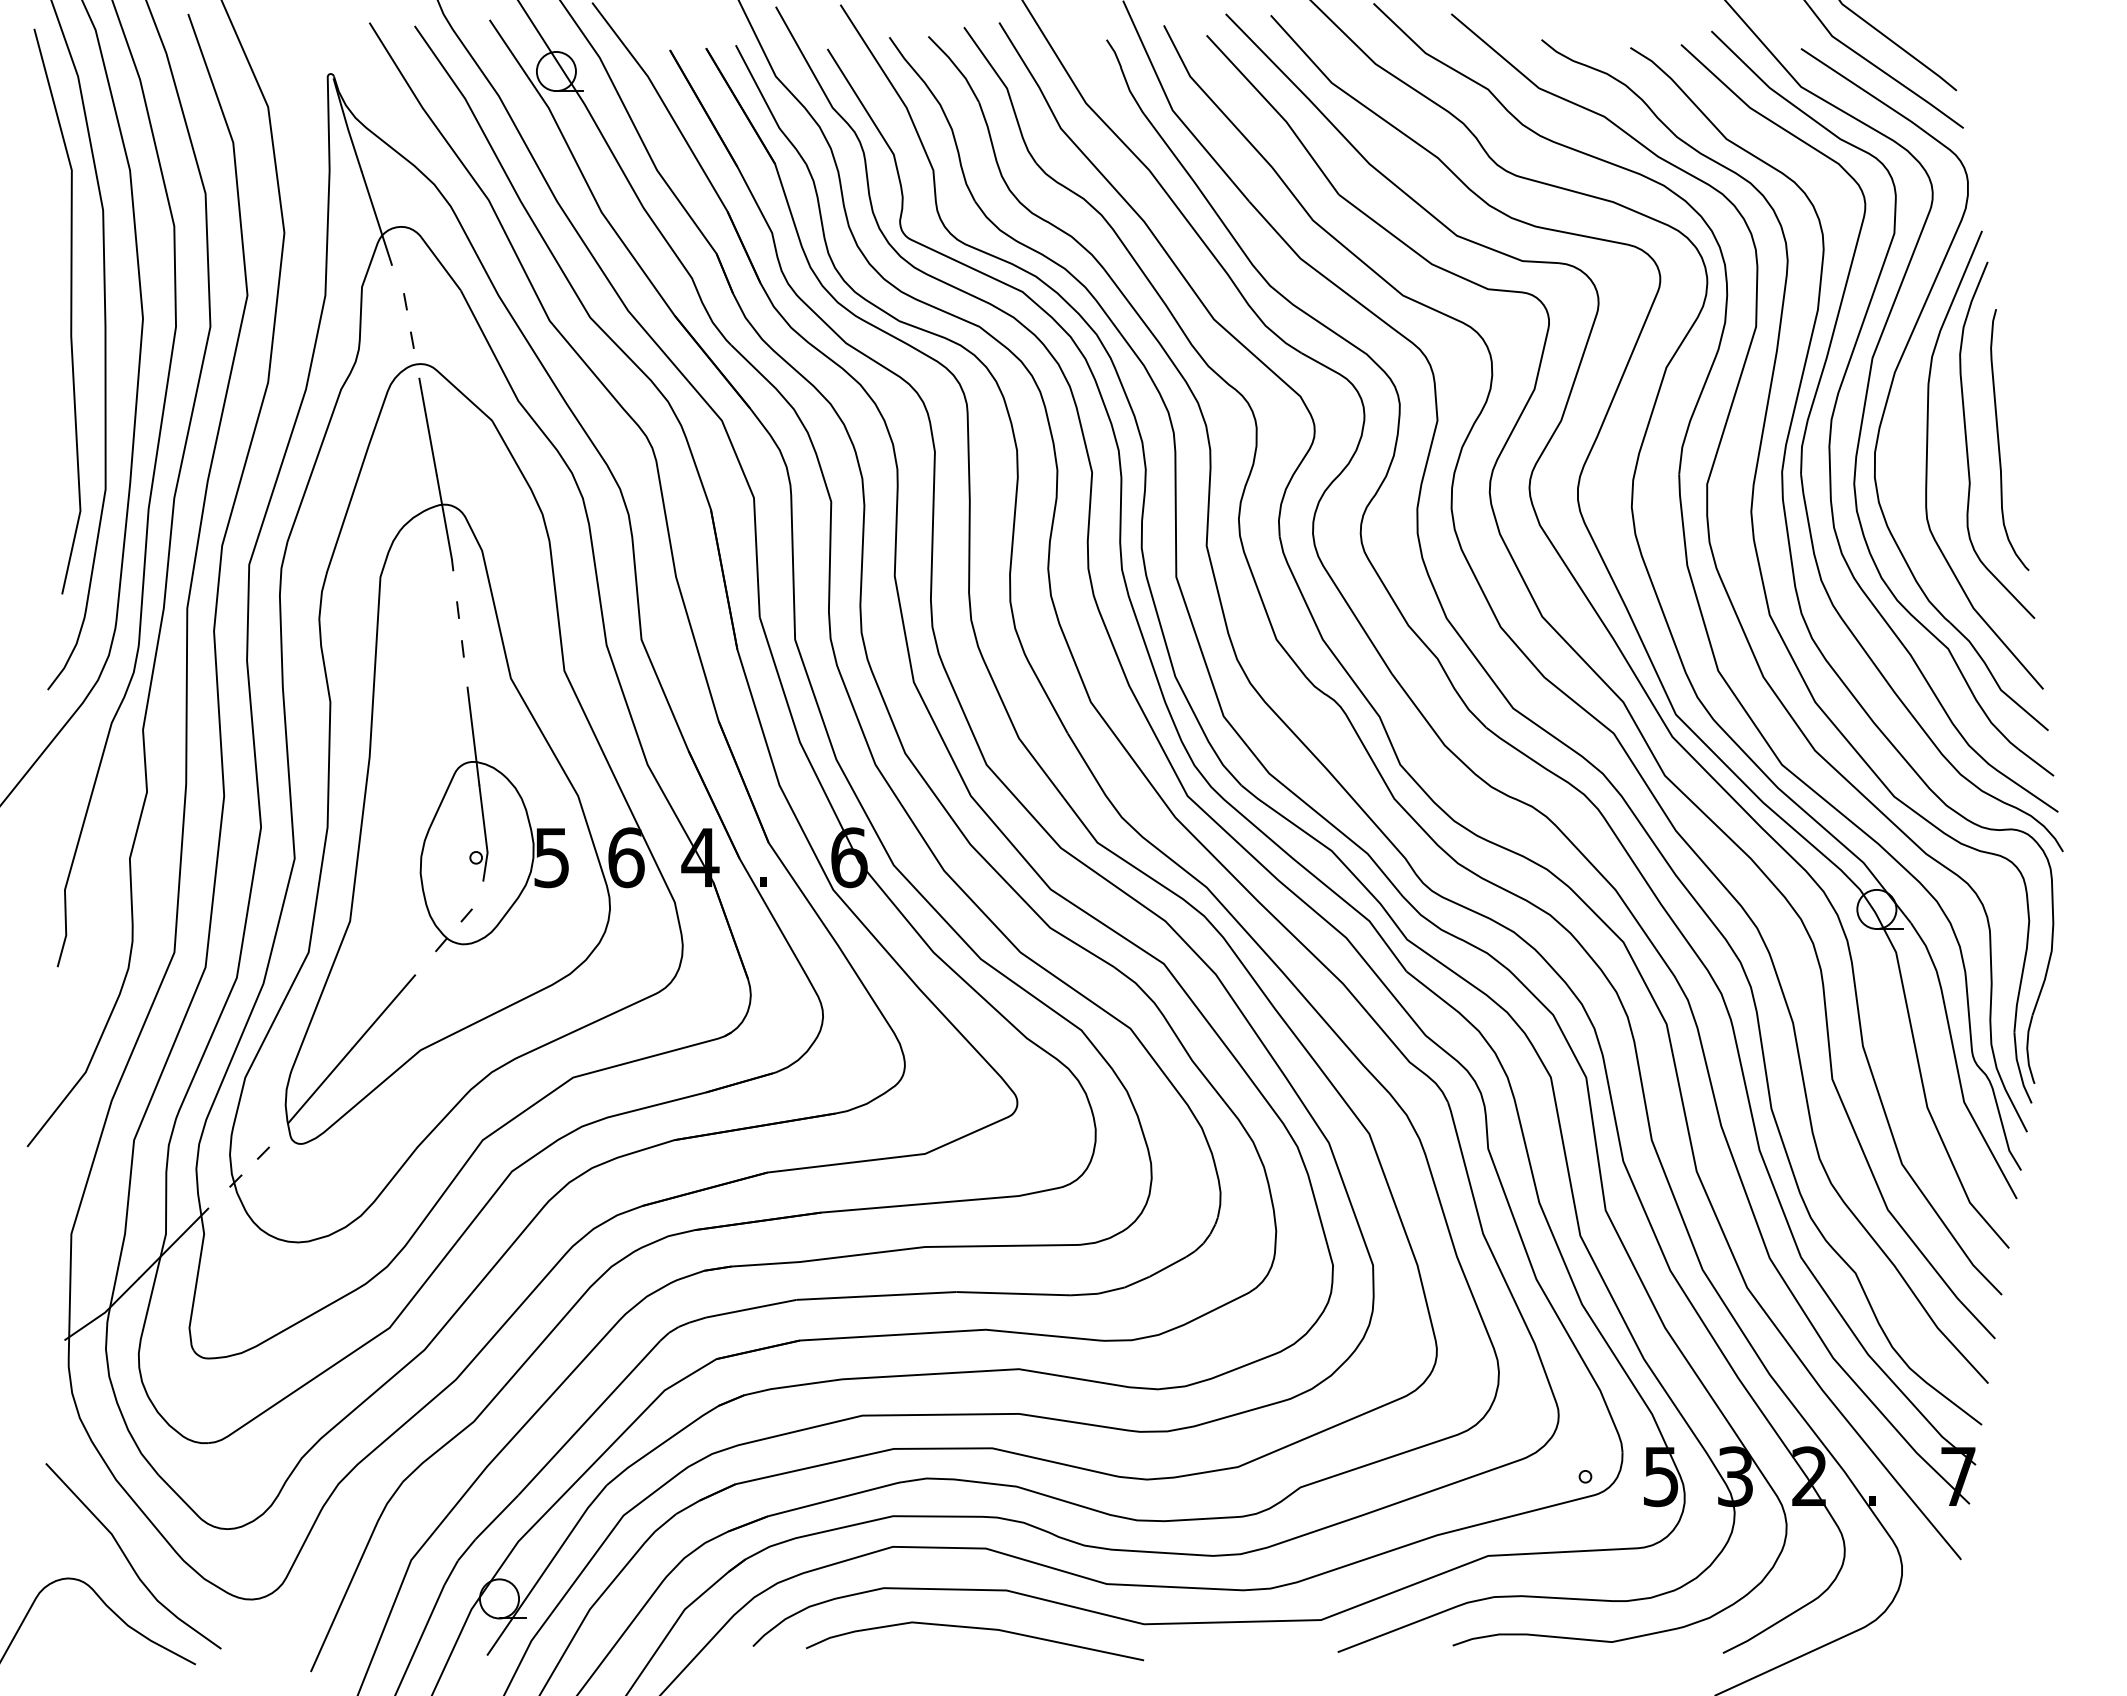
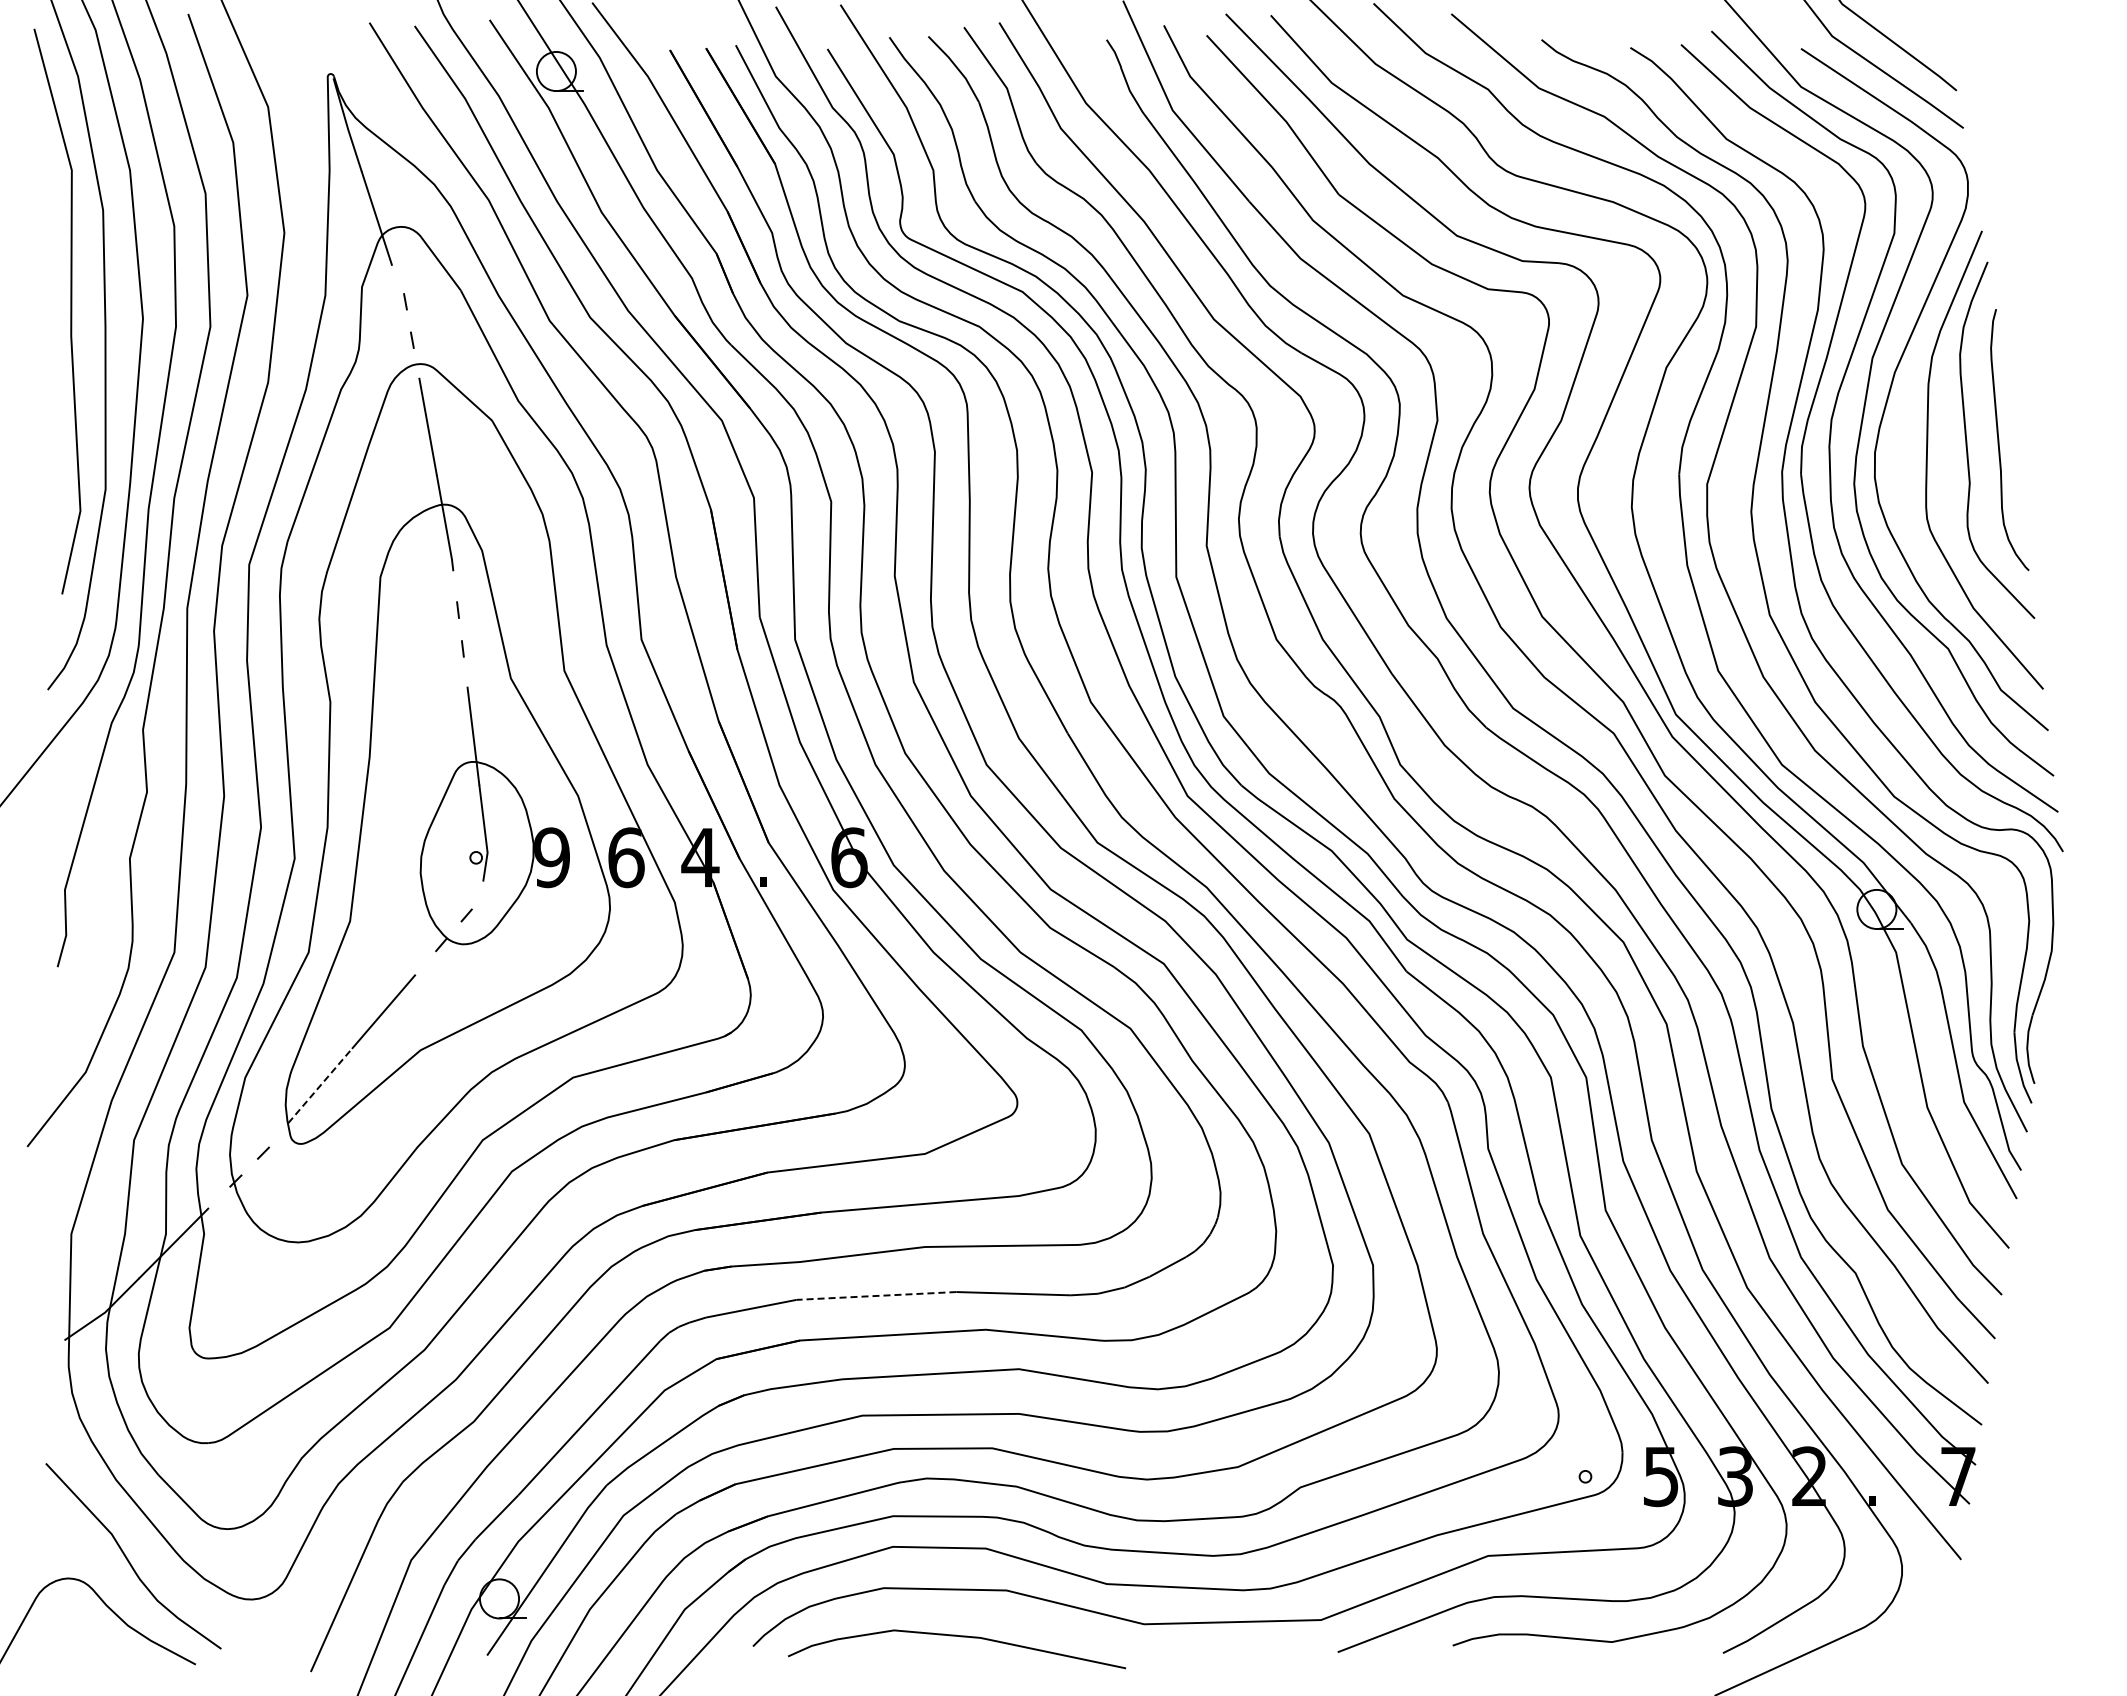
text: 5 -> 9 (551, 857)
line: solid -> dashed (320, 1085)
line: solid -> dashed (876, 1295)
curve position: (978, 1629) -> (960, 1637) (960, 1637)
